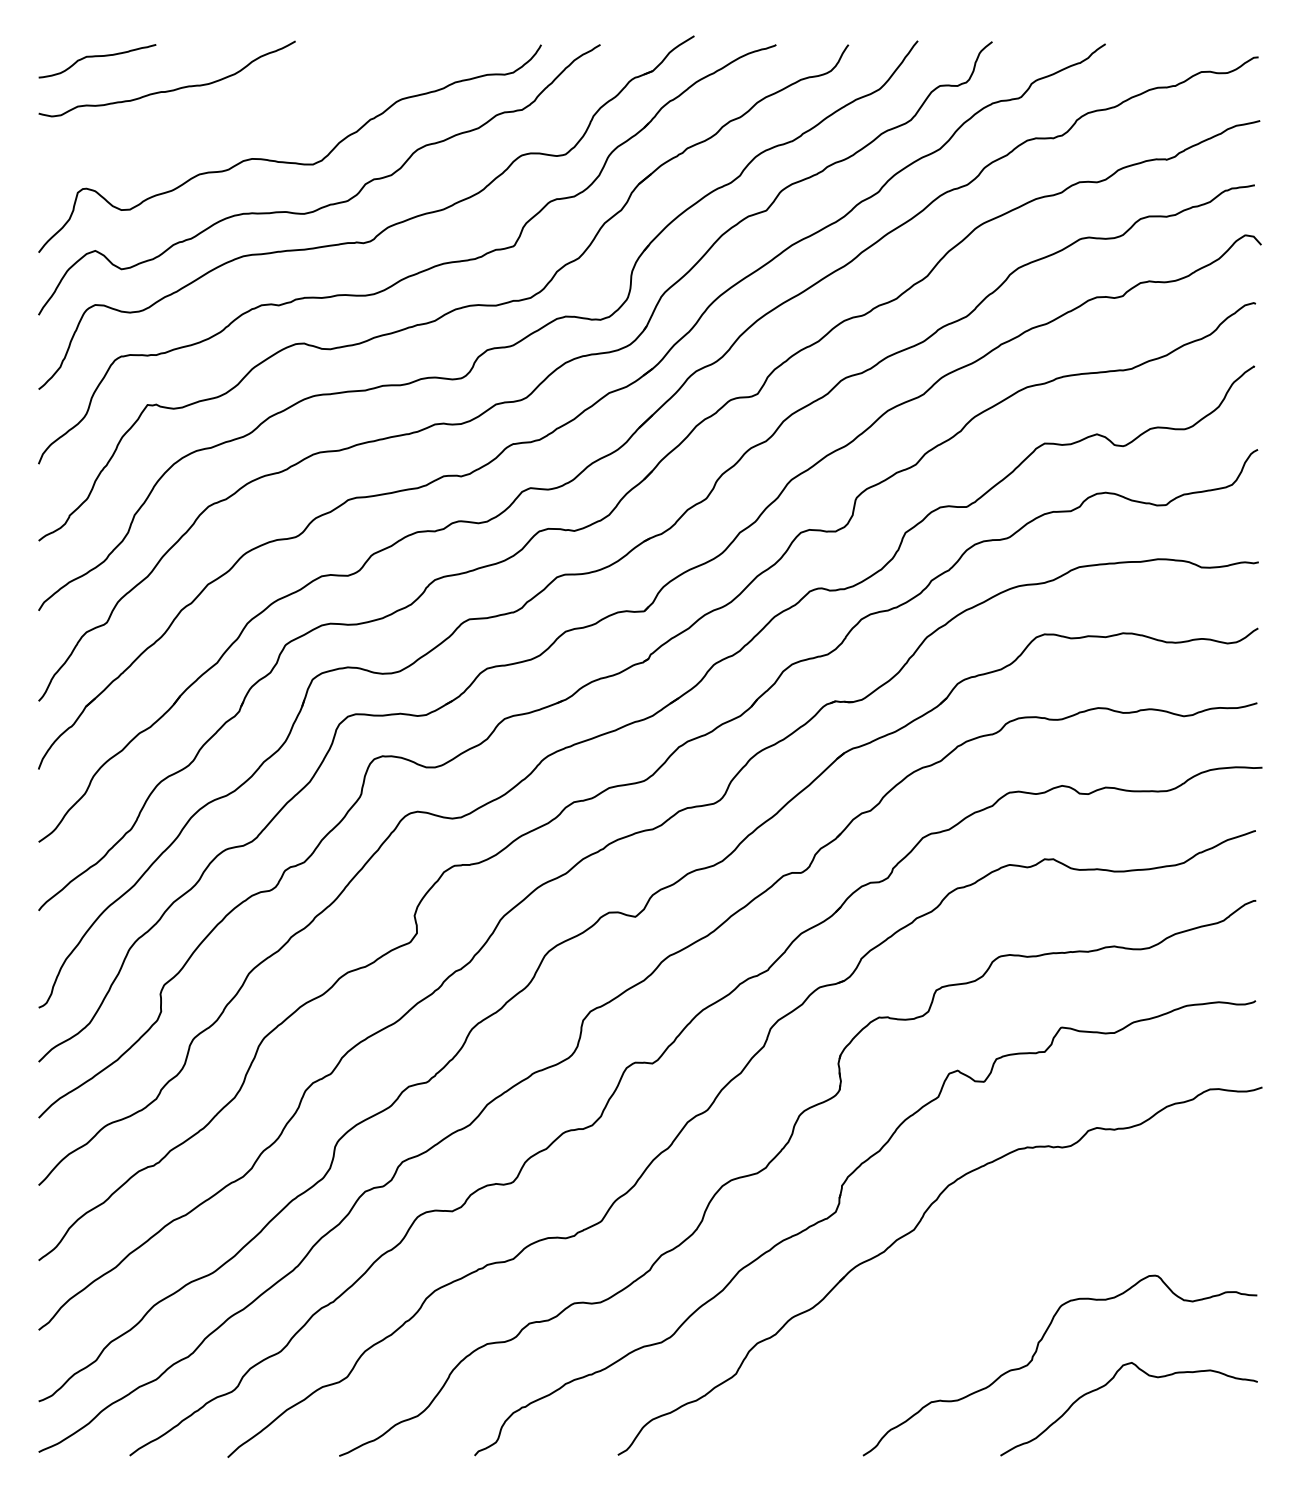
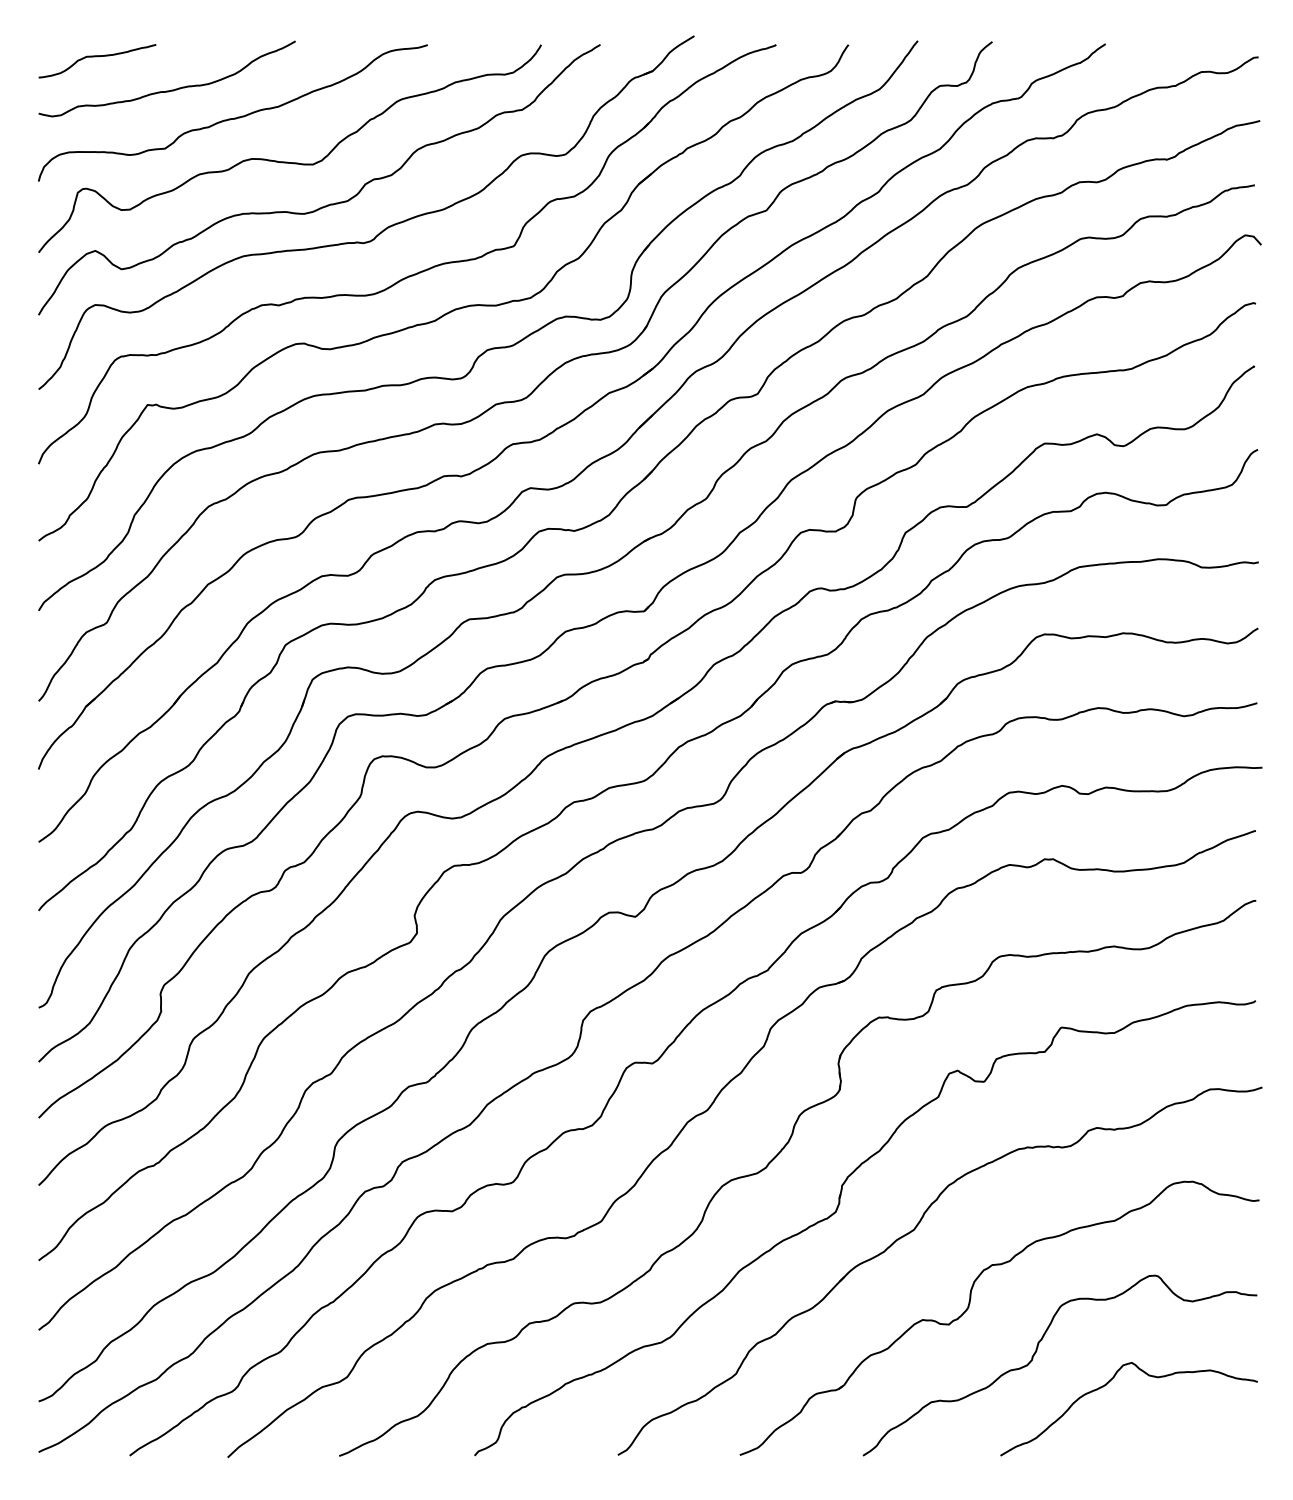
curve: none -> present (234, 117)
part: none -> present (969, 1307)
